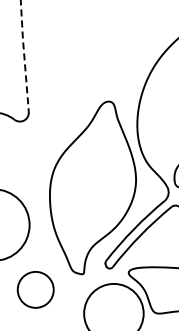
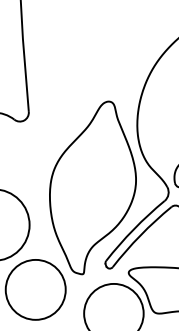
line: dashed -> solid (24, 55)
circle diameter: 36 px -> 60 px (35, 289)
